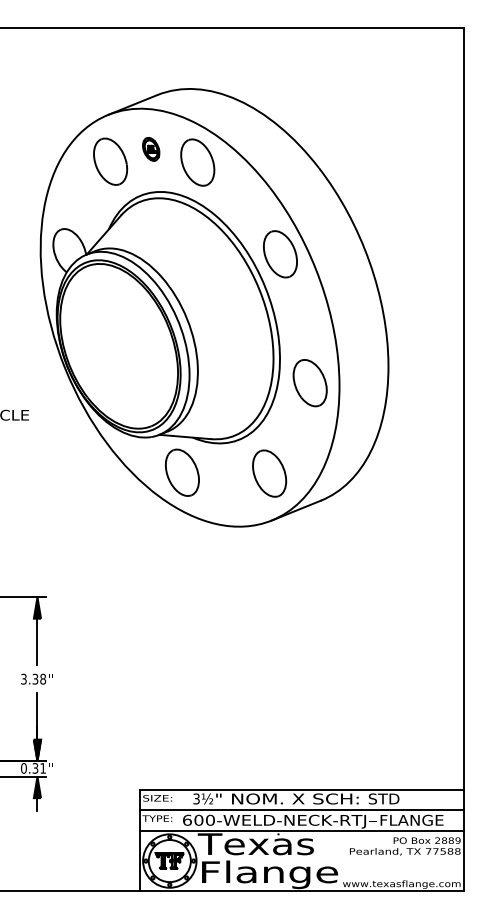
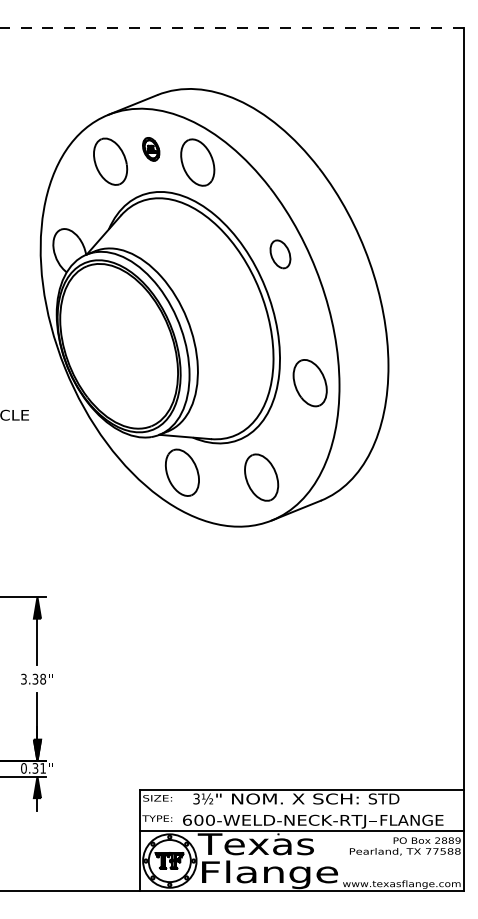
line: solid -> dashed (232, 27)
part size: 35x49 px -> 23x31 px (280, 254)
part position: (269, 473) -> (261, 477) (261, 477)
line: present -> none (301, 810)
